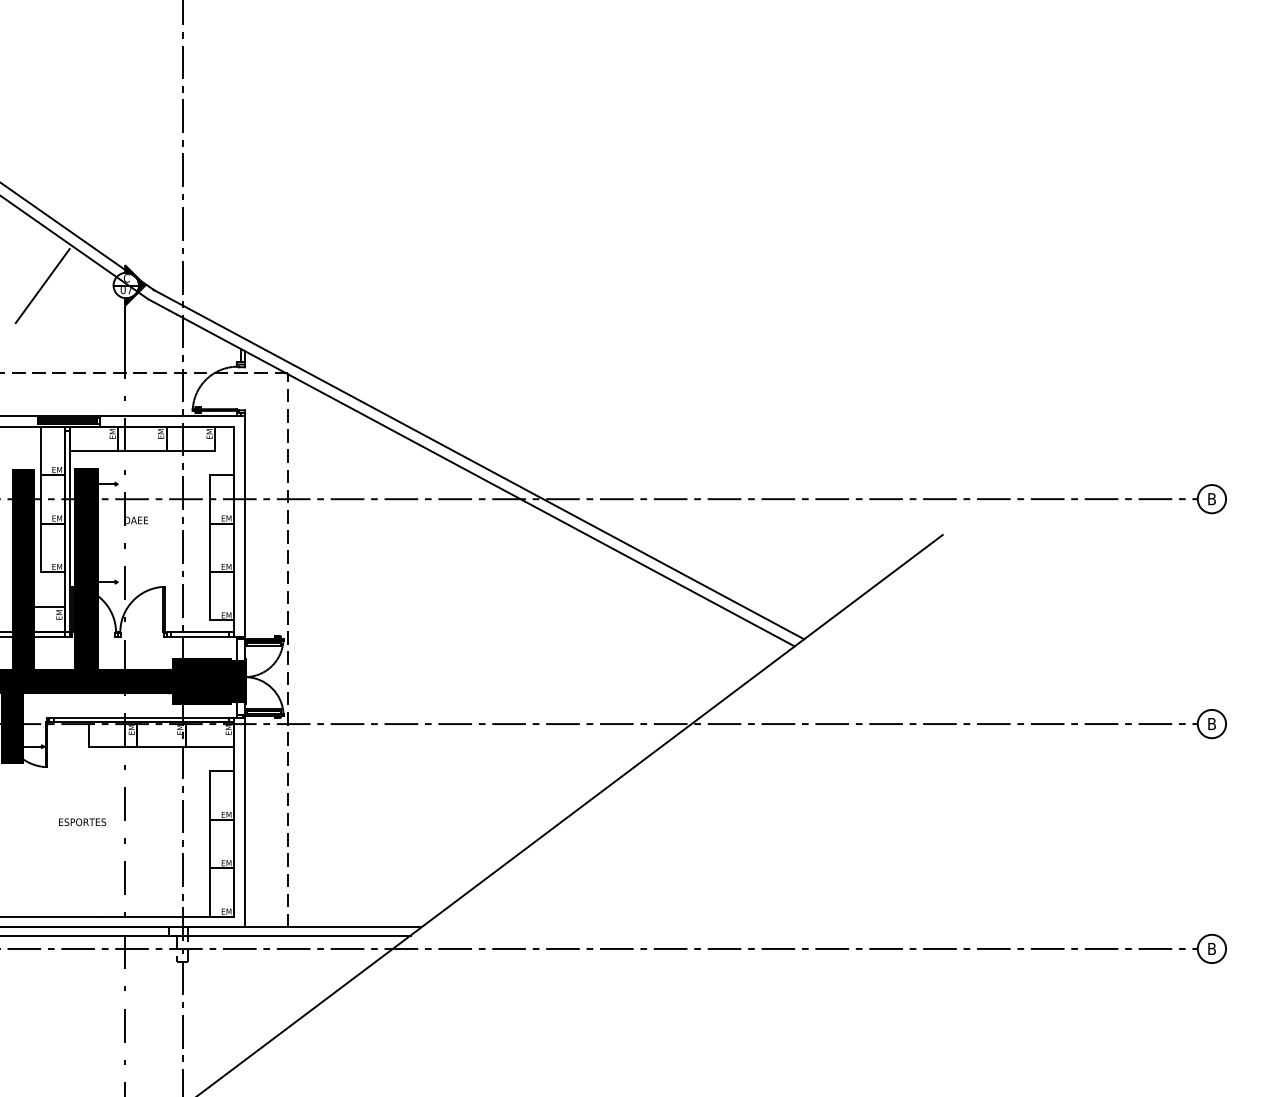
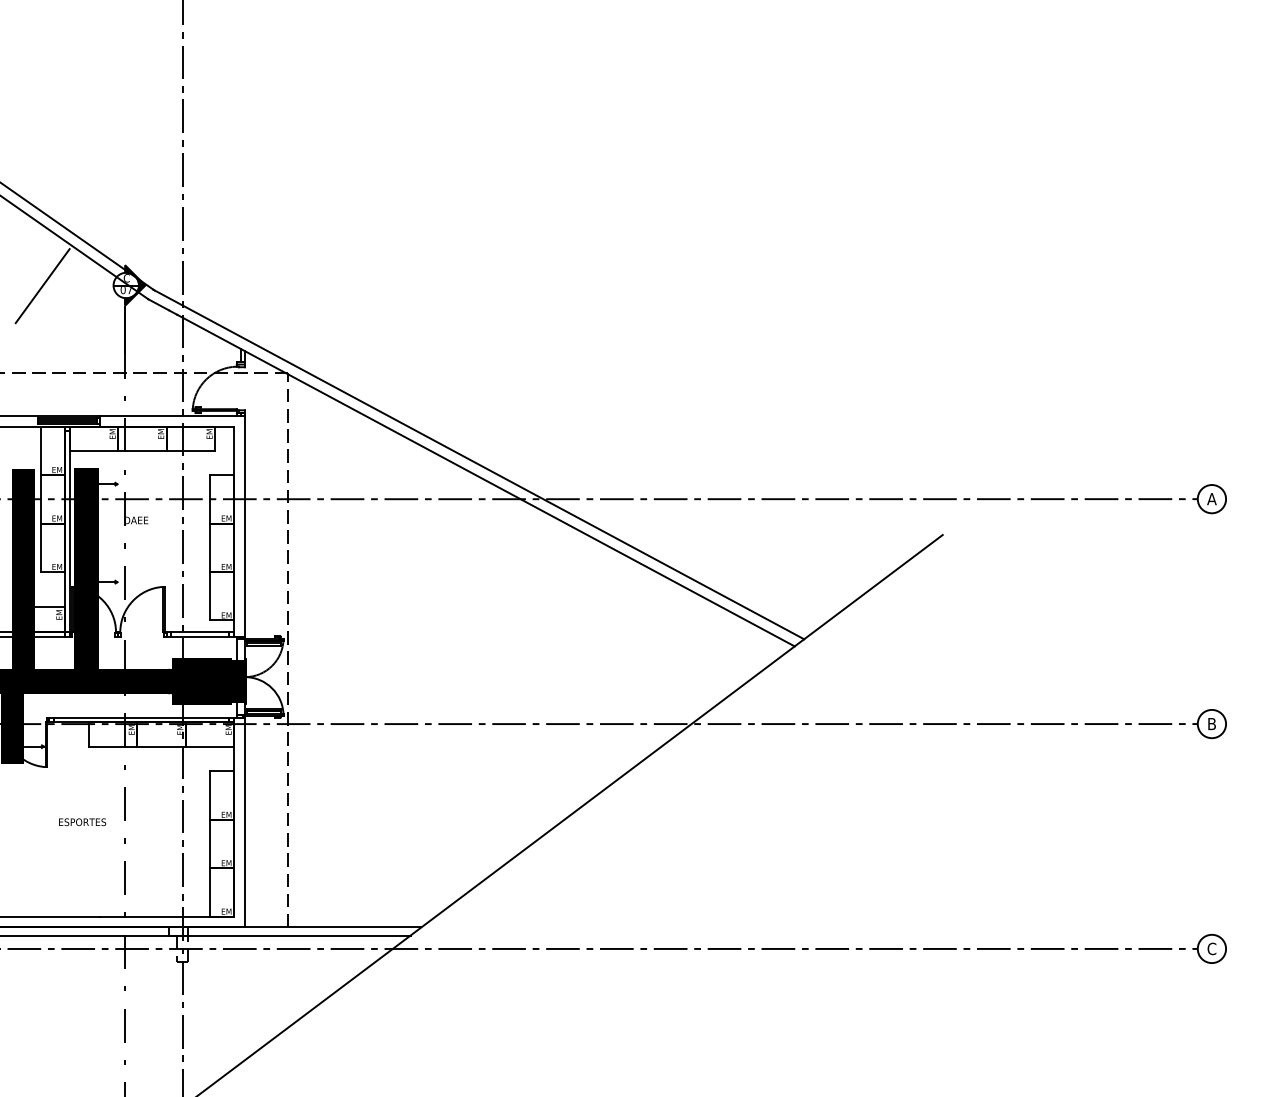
text: B -> A (1211, 499)
text: B -> C (1211, 948)
